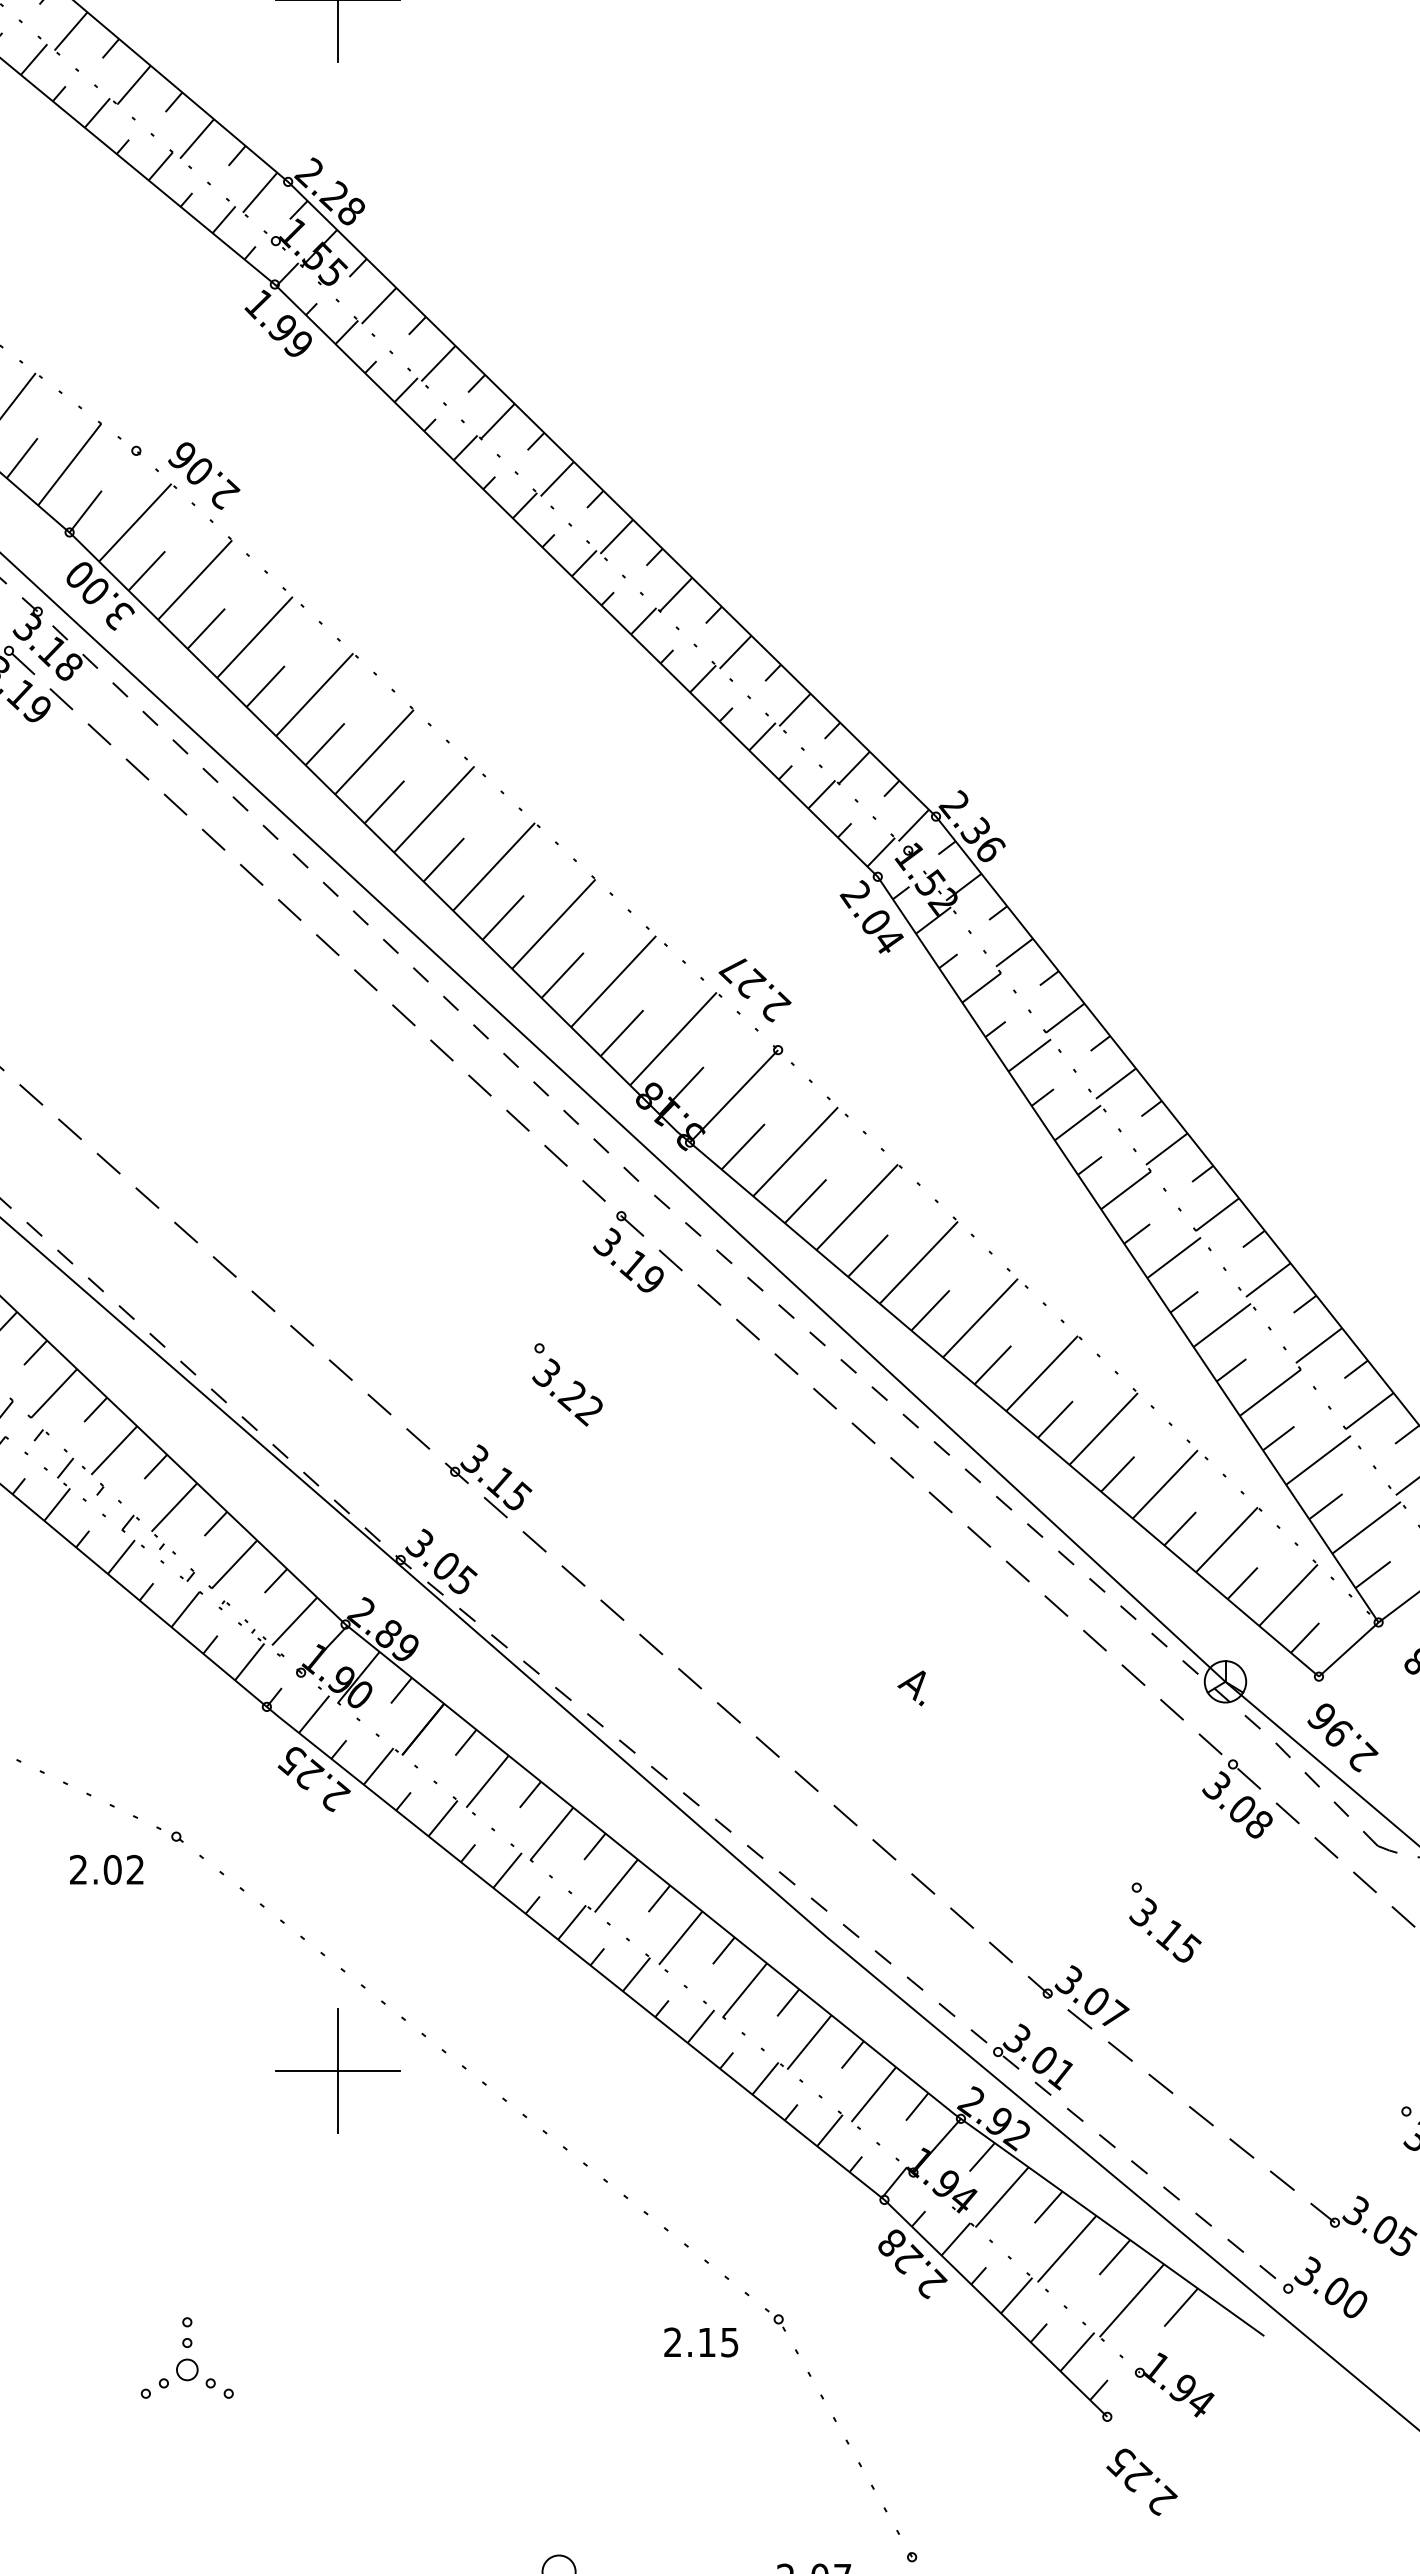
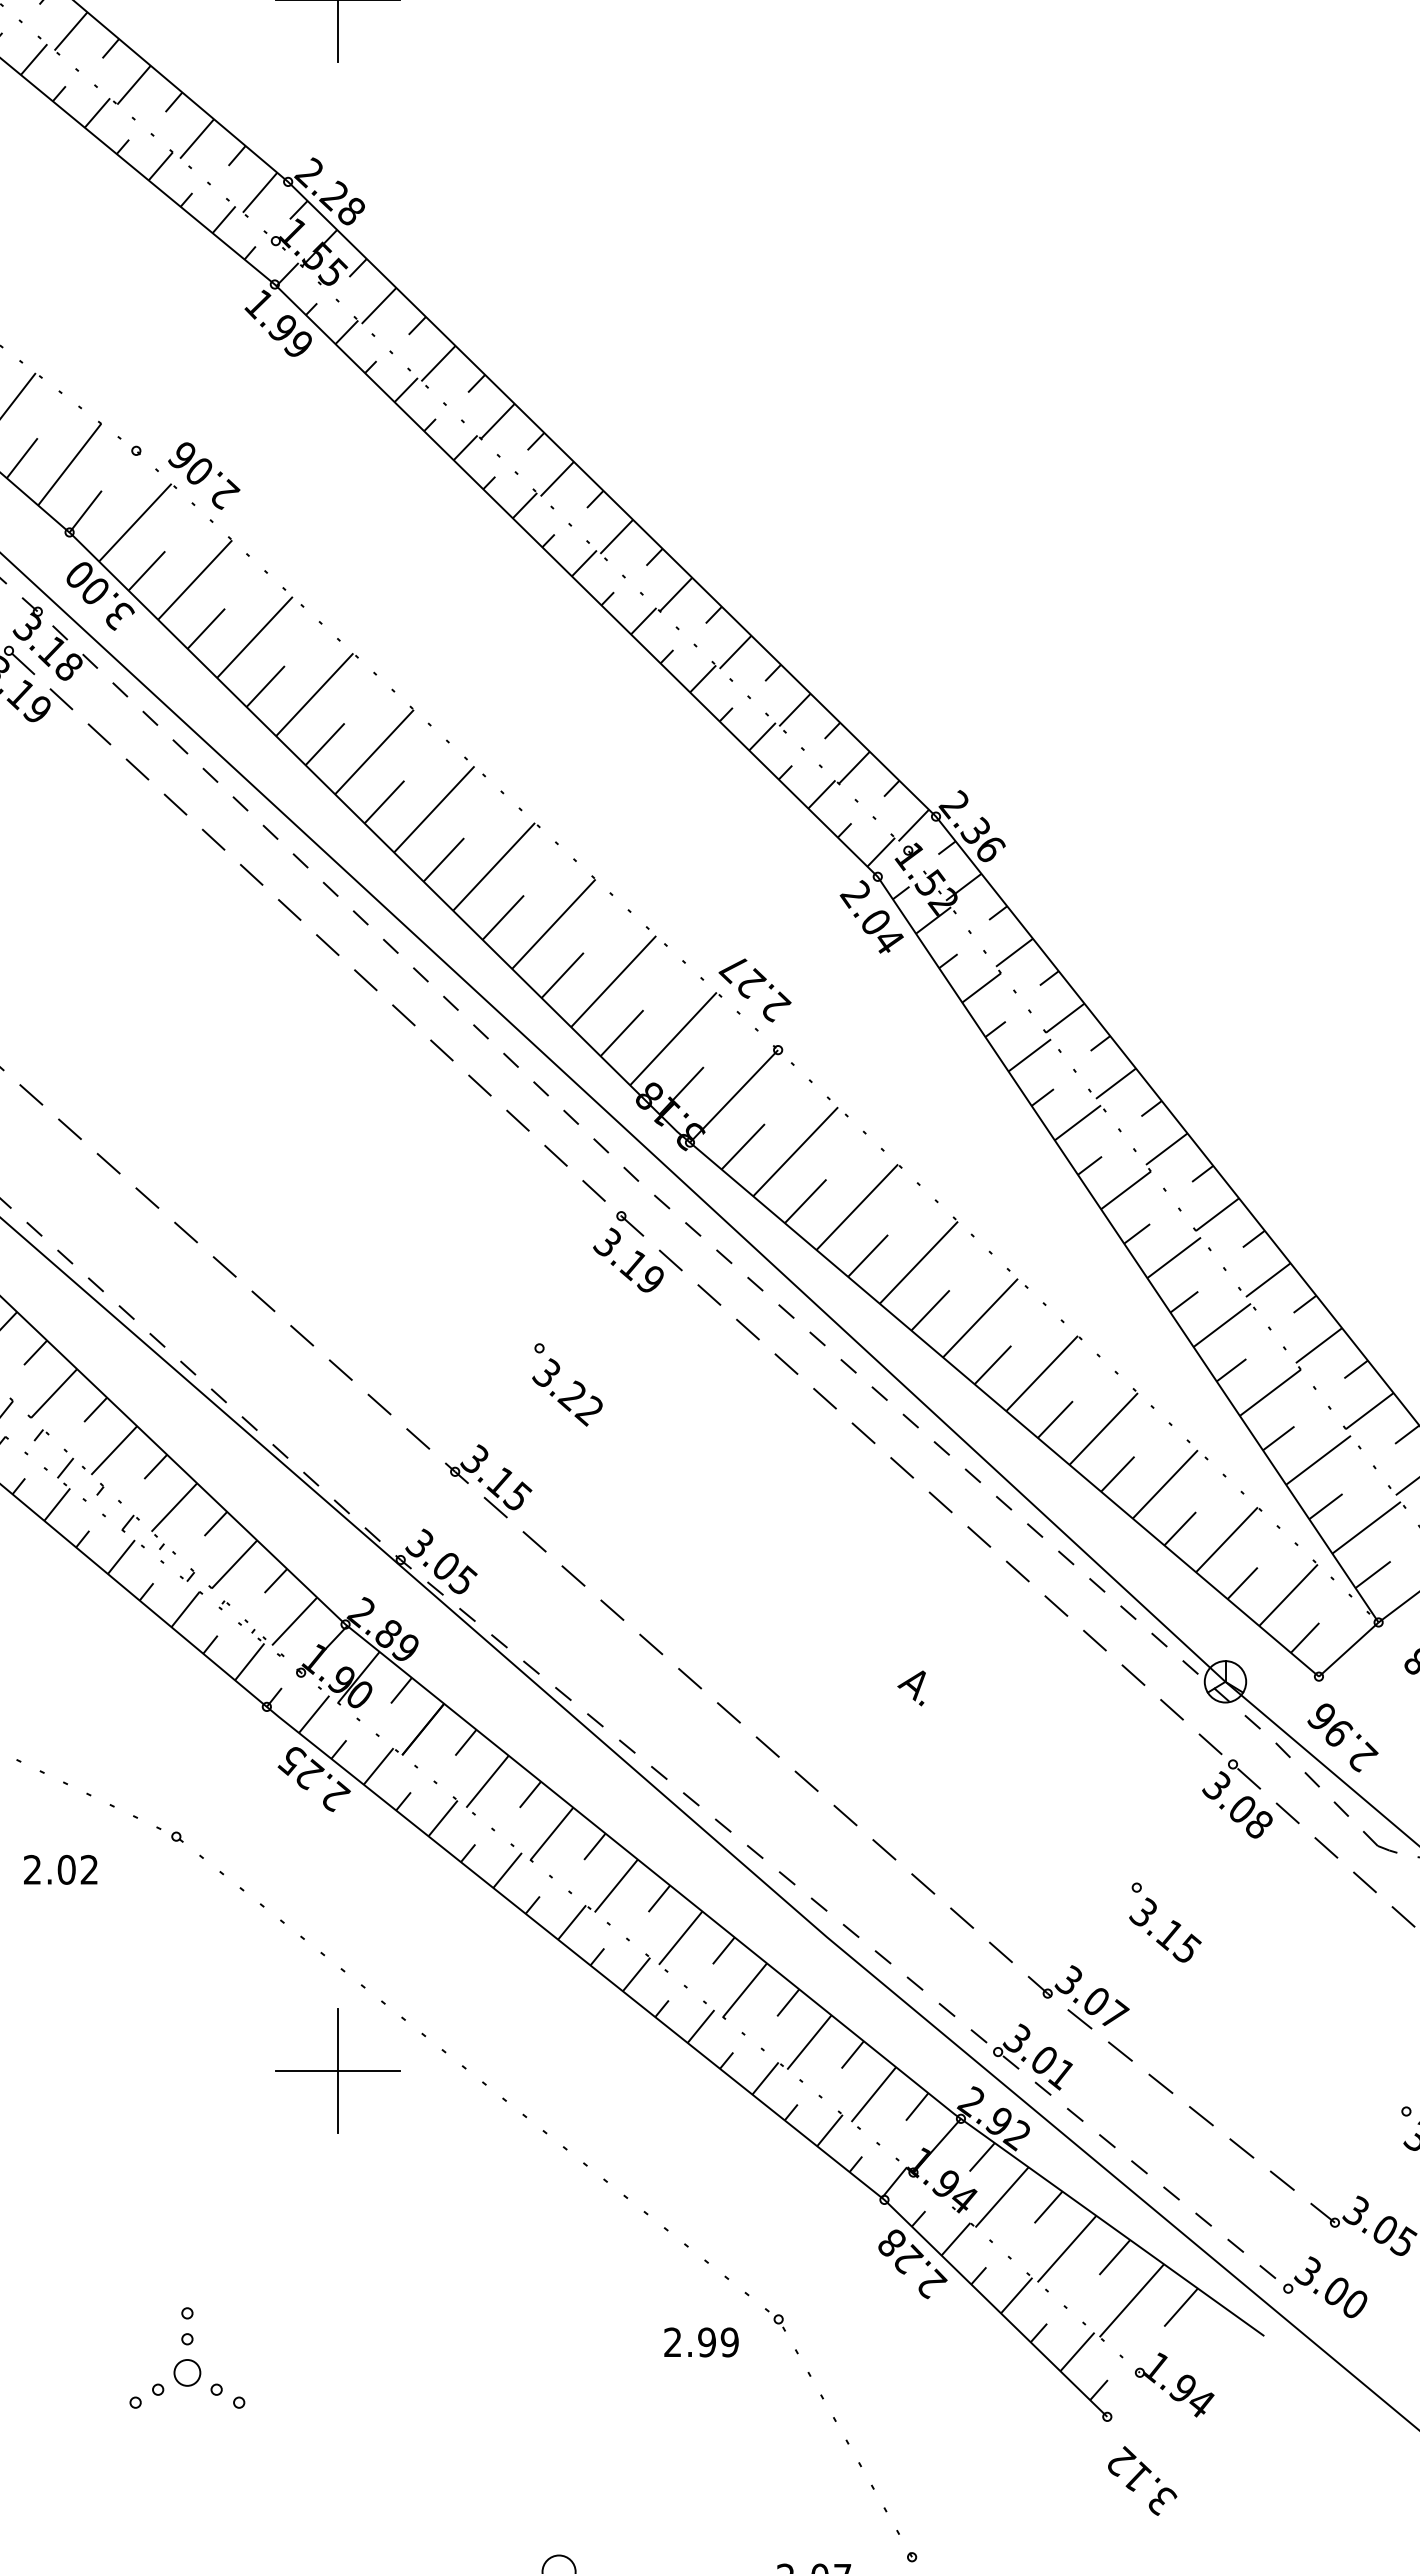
text position: (106, 1869) -> (60, 1869) (60, 1869)
text: 2.15 -> 2.99 (718, 2342)
part size: 94x82 px -> 117x102 px (187, 2357)
text: 2.25 -> 3.12 (1141, 2480)
